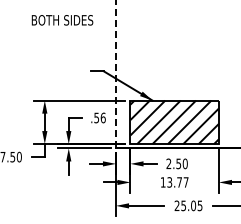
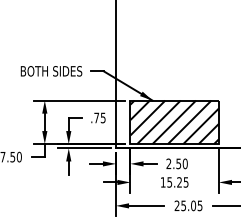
text position: (62, 20) -> (51, 71) (51, 71)
line: dashed -> solid (116, 73)
text: .56 -> .75 (99, 117)
text: 13.77 -> 15.25 (177, 182)
